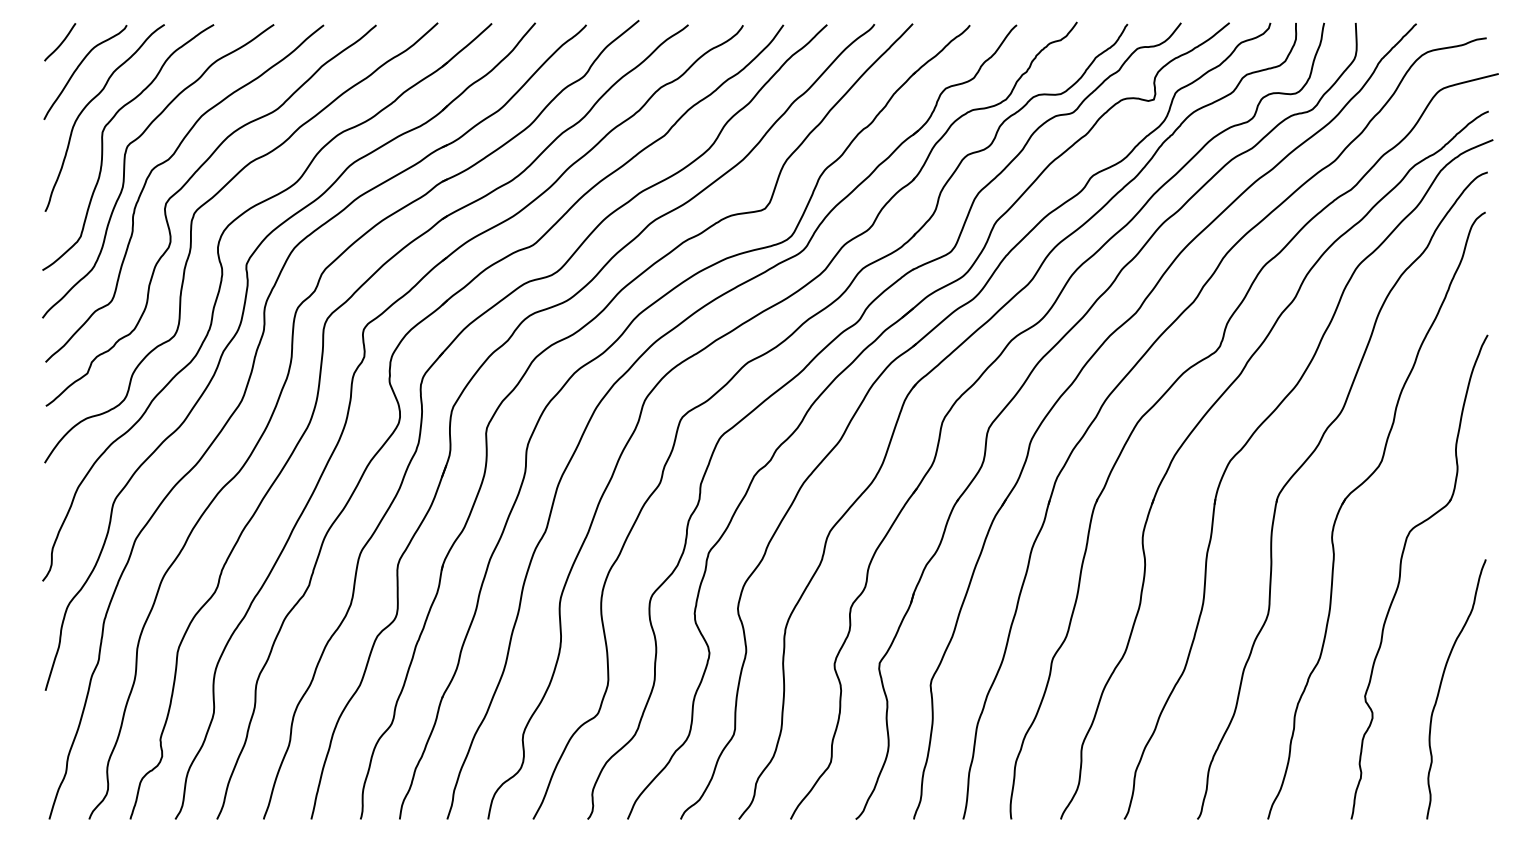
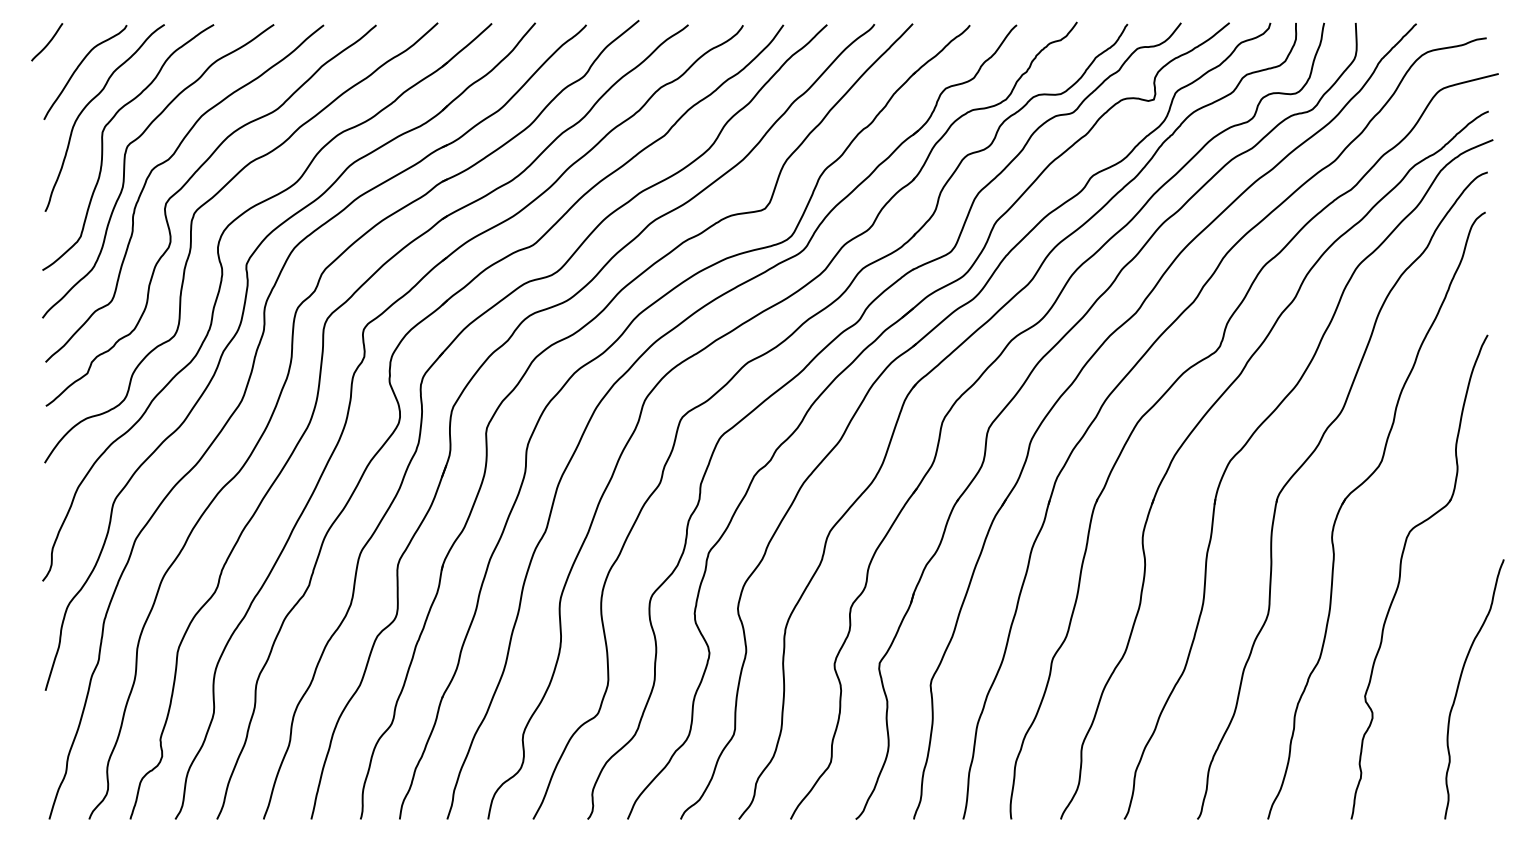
curve position: (61, 42) -> (48, 42) (48, 42)
curve position: (1441, 685) -> (1459, 685) (1459, 685)
